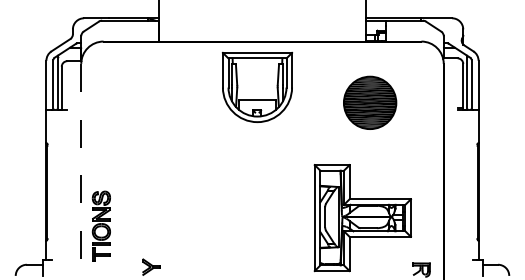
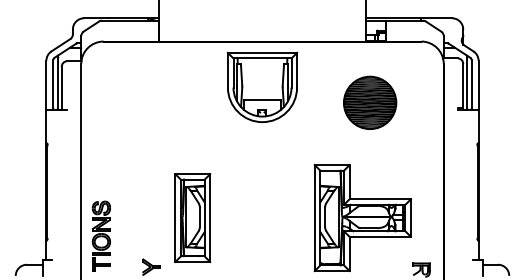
part position: (257, 86) -> (262, 86) (262, 86)
line: dashed -> solid (81, 171)
part: none -> present (192, 217)
part position: (100, 225) -> (100, 235) (100, 235)
